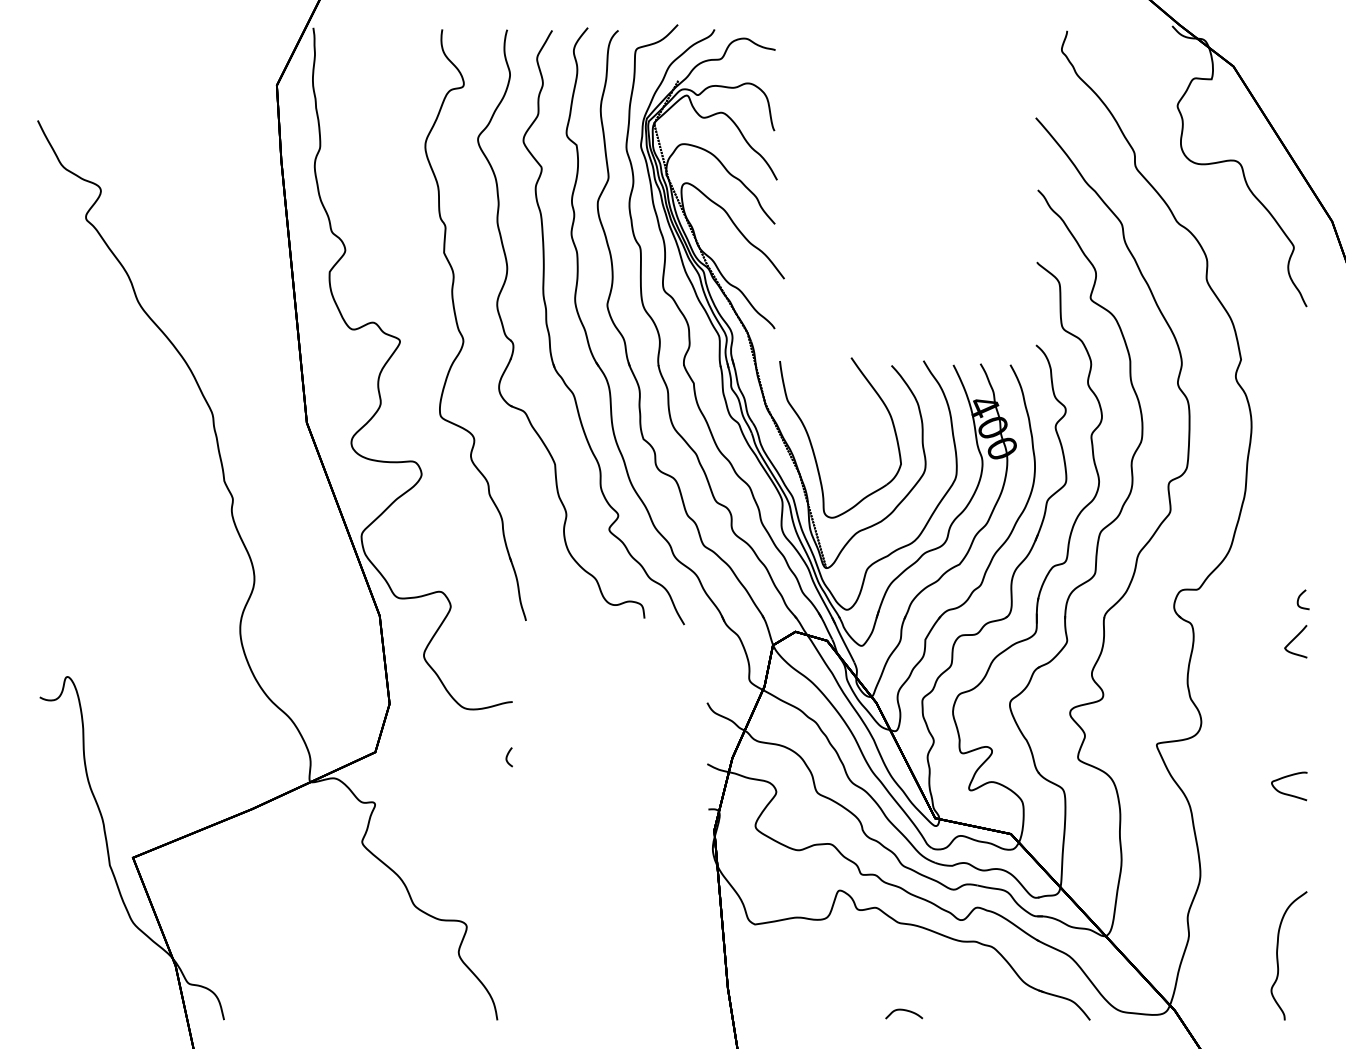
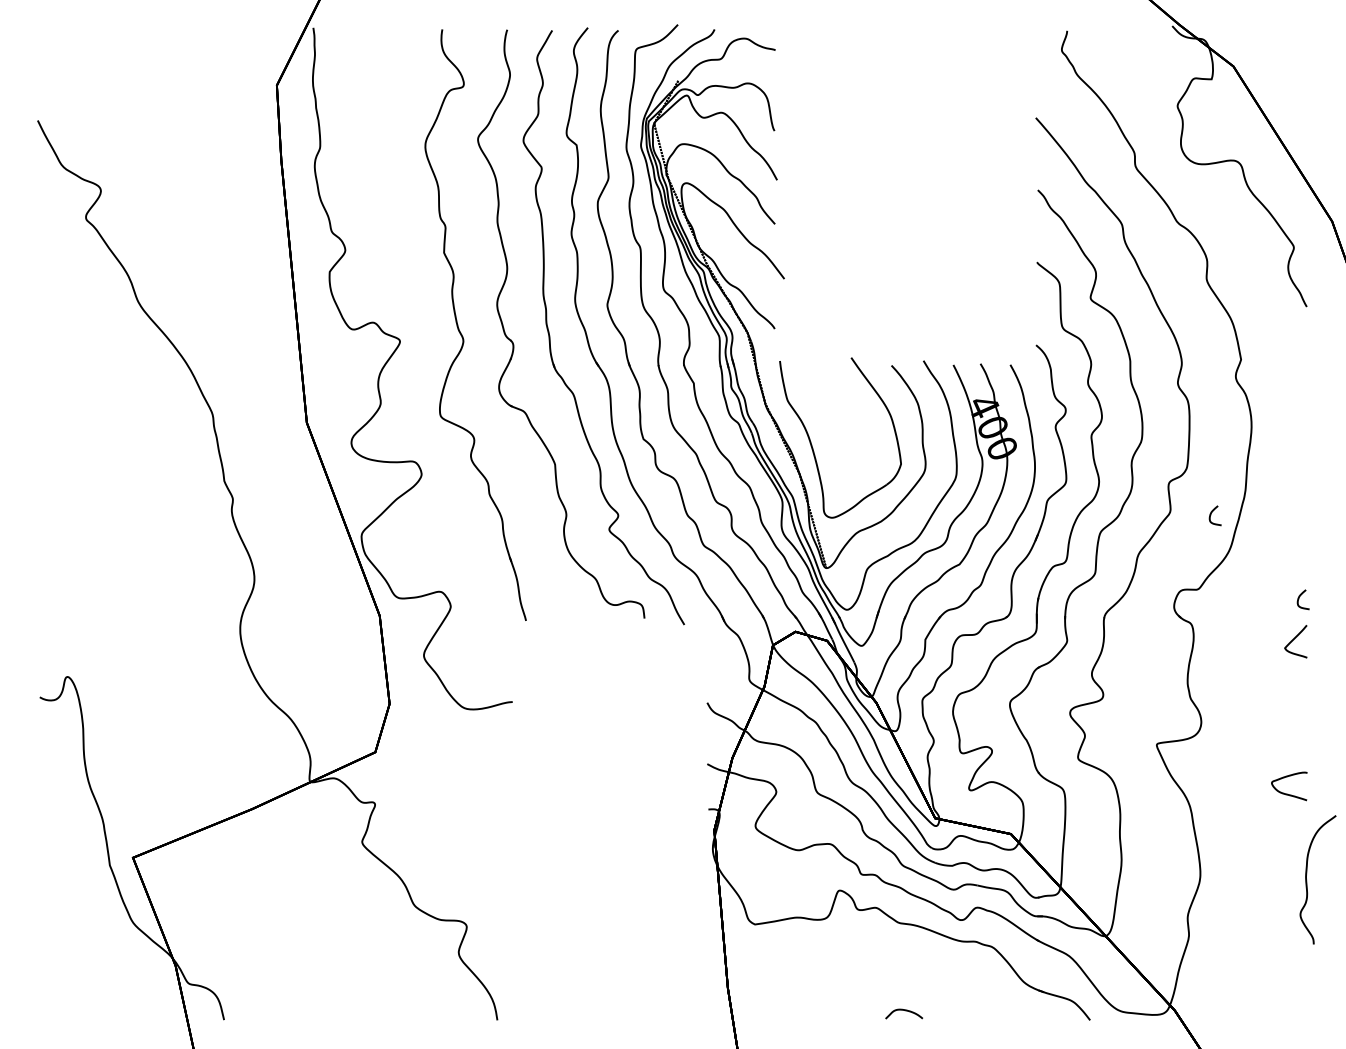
curve: none -> present (1211, 515)
curve: present -> none (507, 757)
curve position: (1278, 956) -> (1307, 880) (1307, 880)
